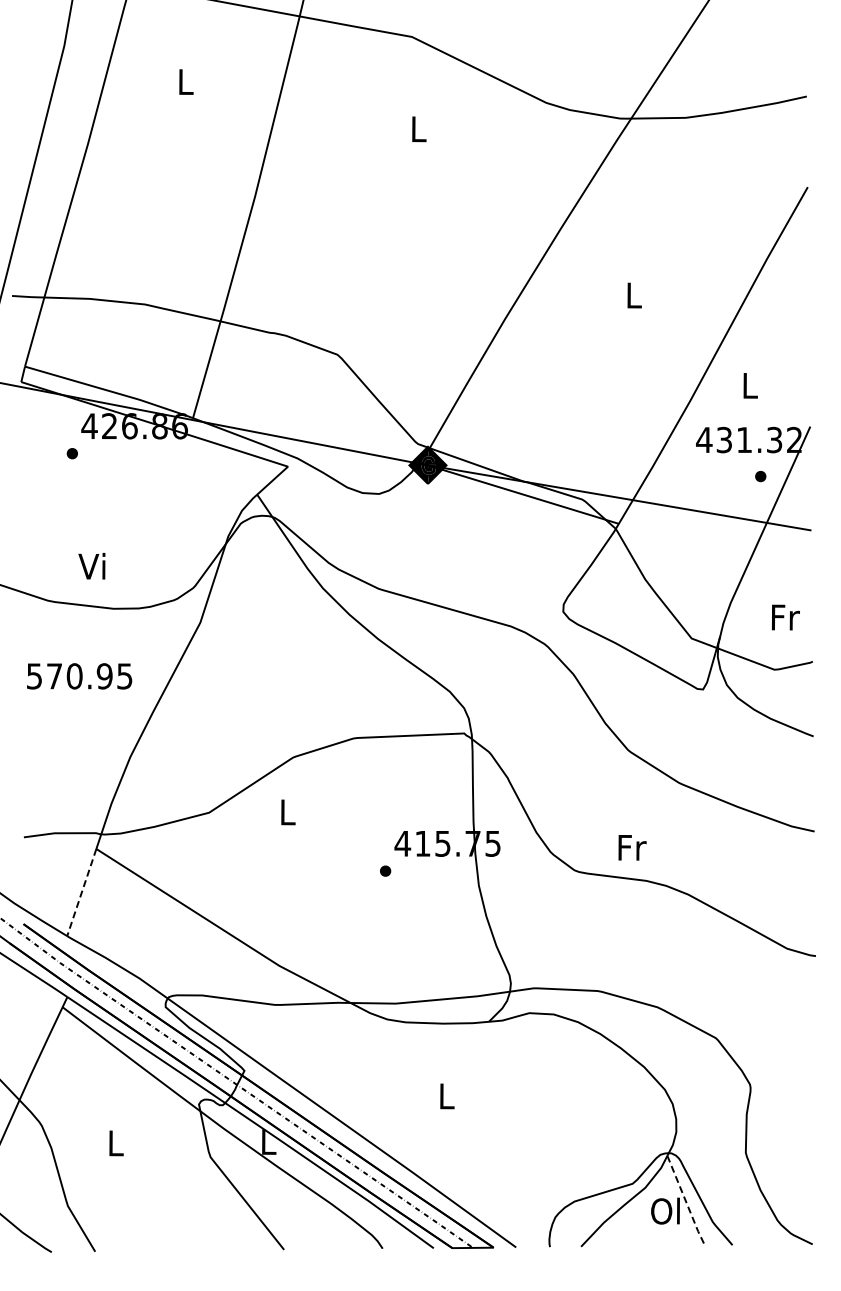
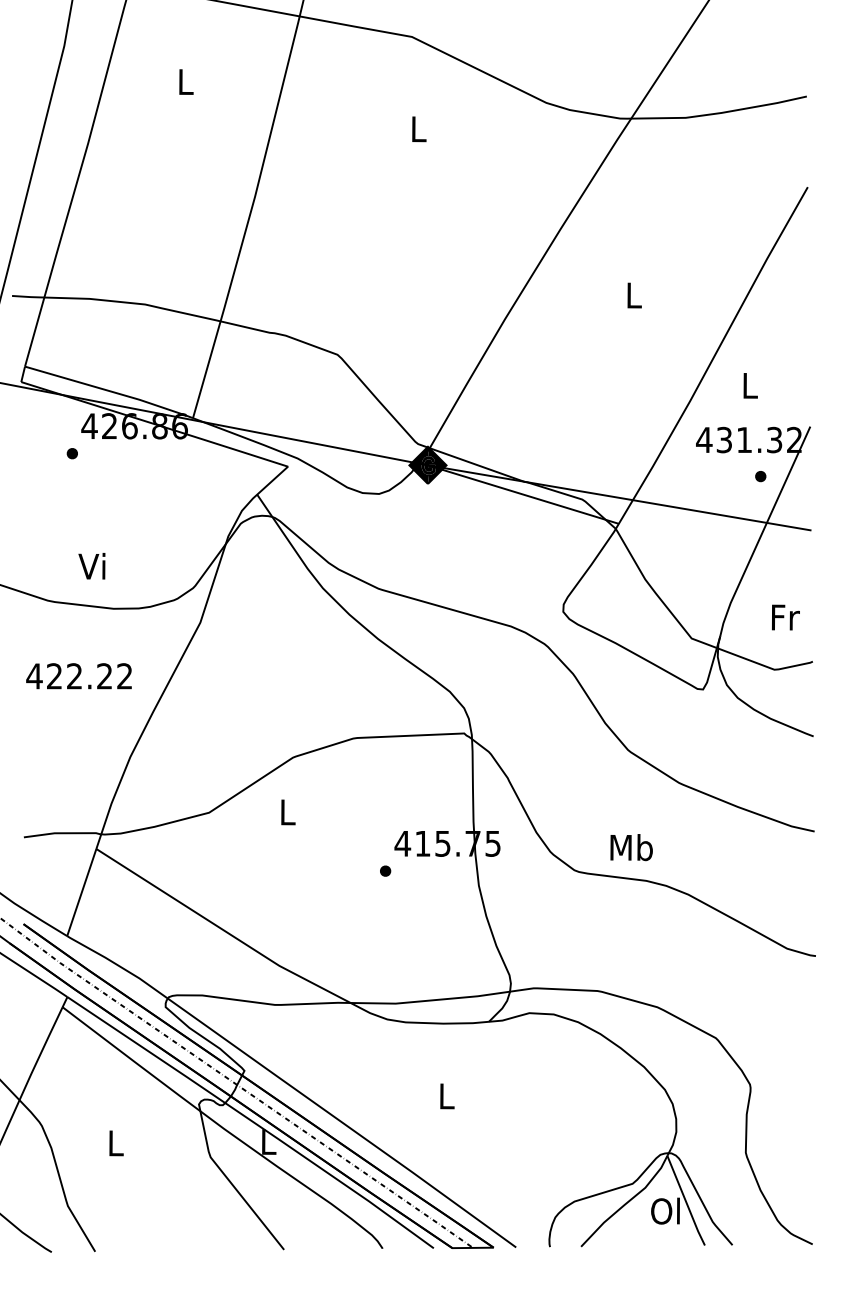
text: 570.95 -> 422.22 (79, 676)
text: Fr -> Mb (631, 847)
line: dashed -> solid (82, 891)
line: dashed -> solid (685, 1201)
